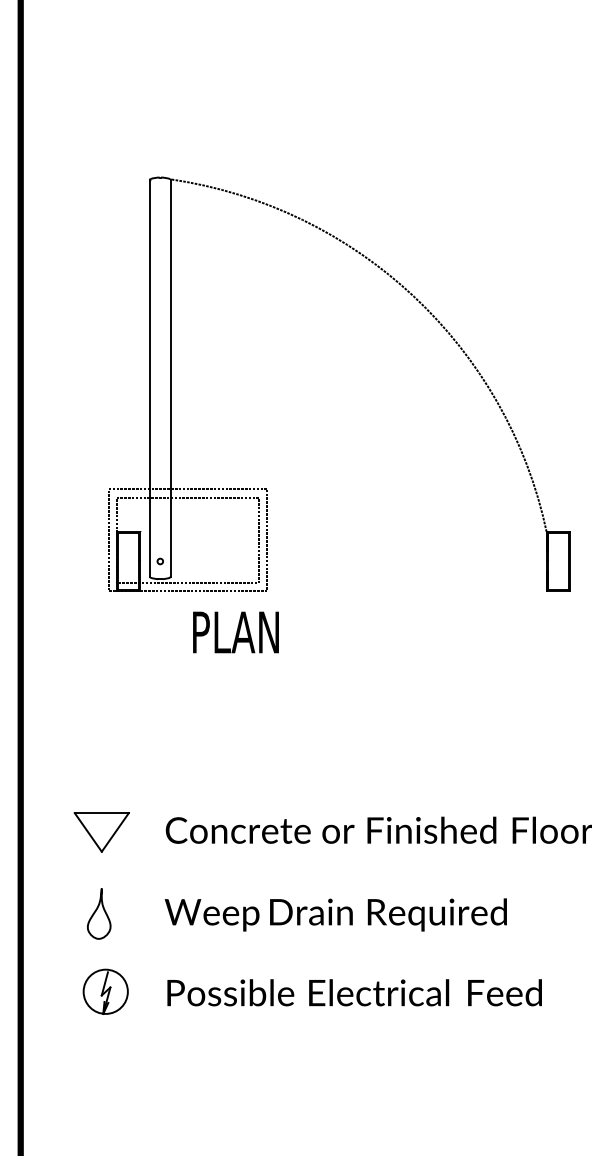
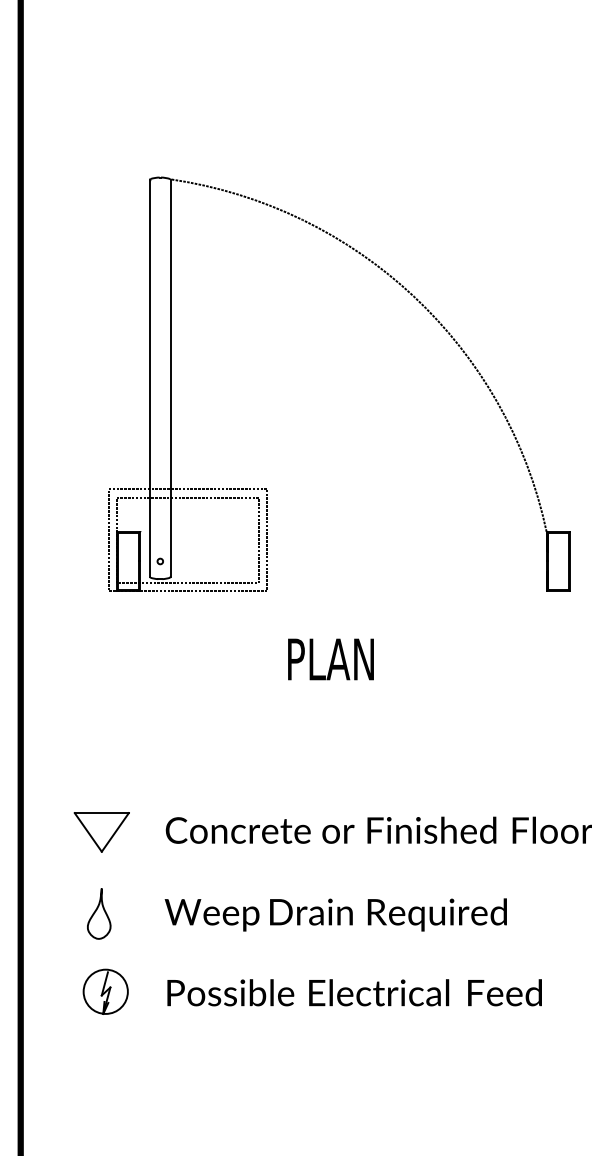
text position: (235, 632) -> (330, 659) (330, 659)
